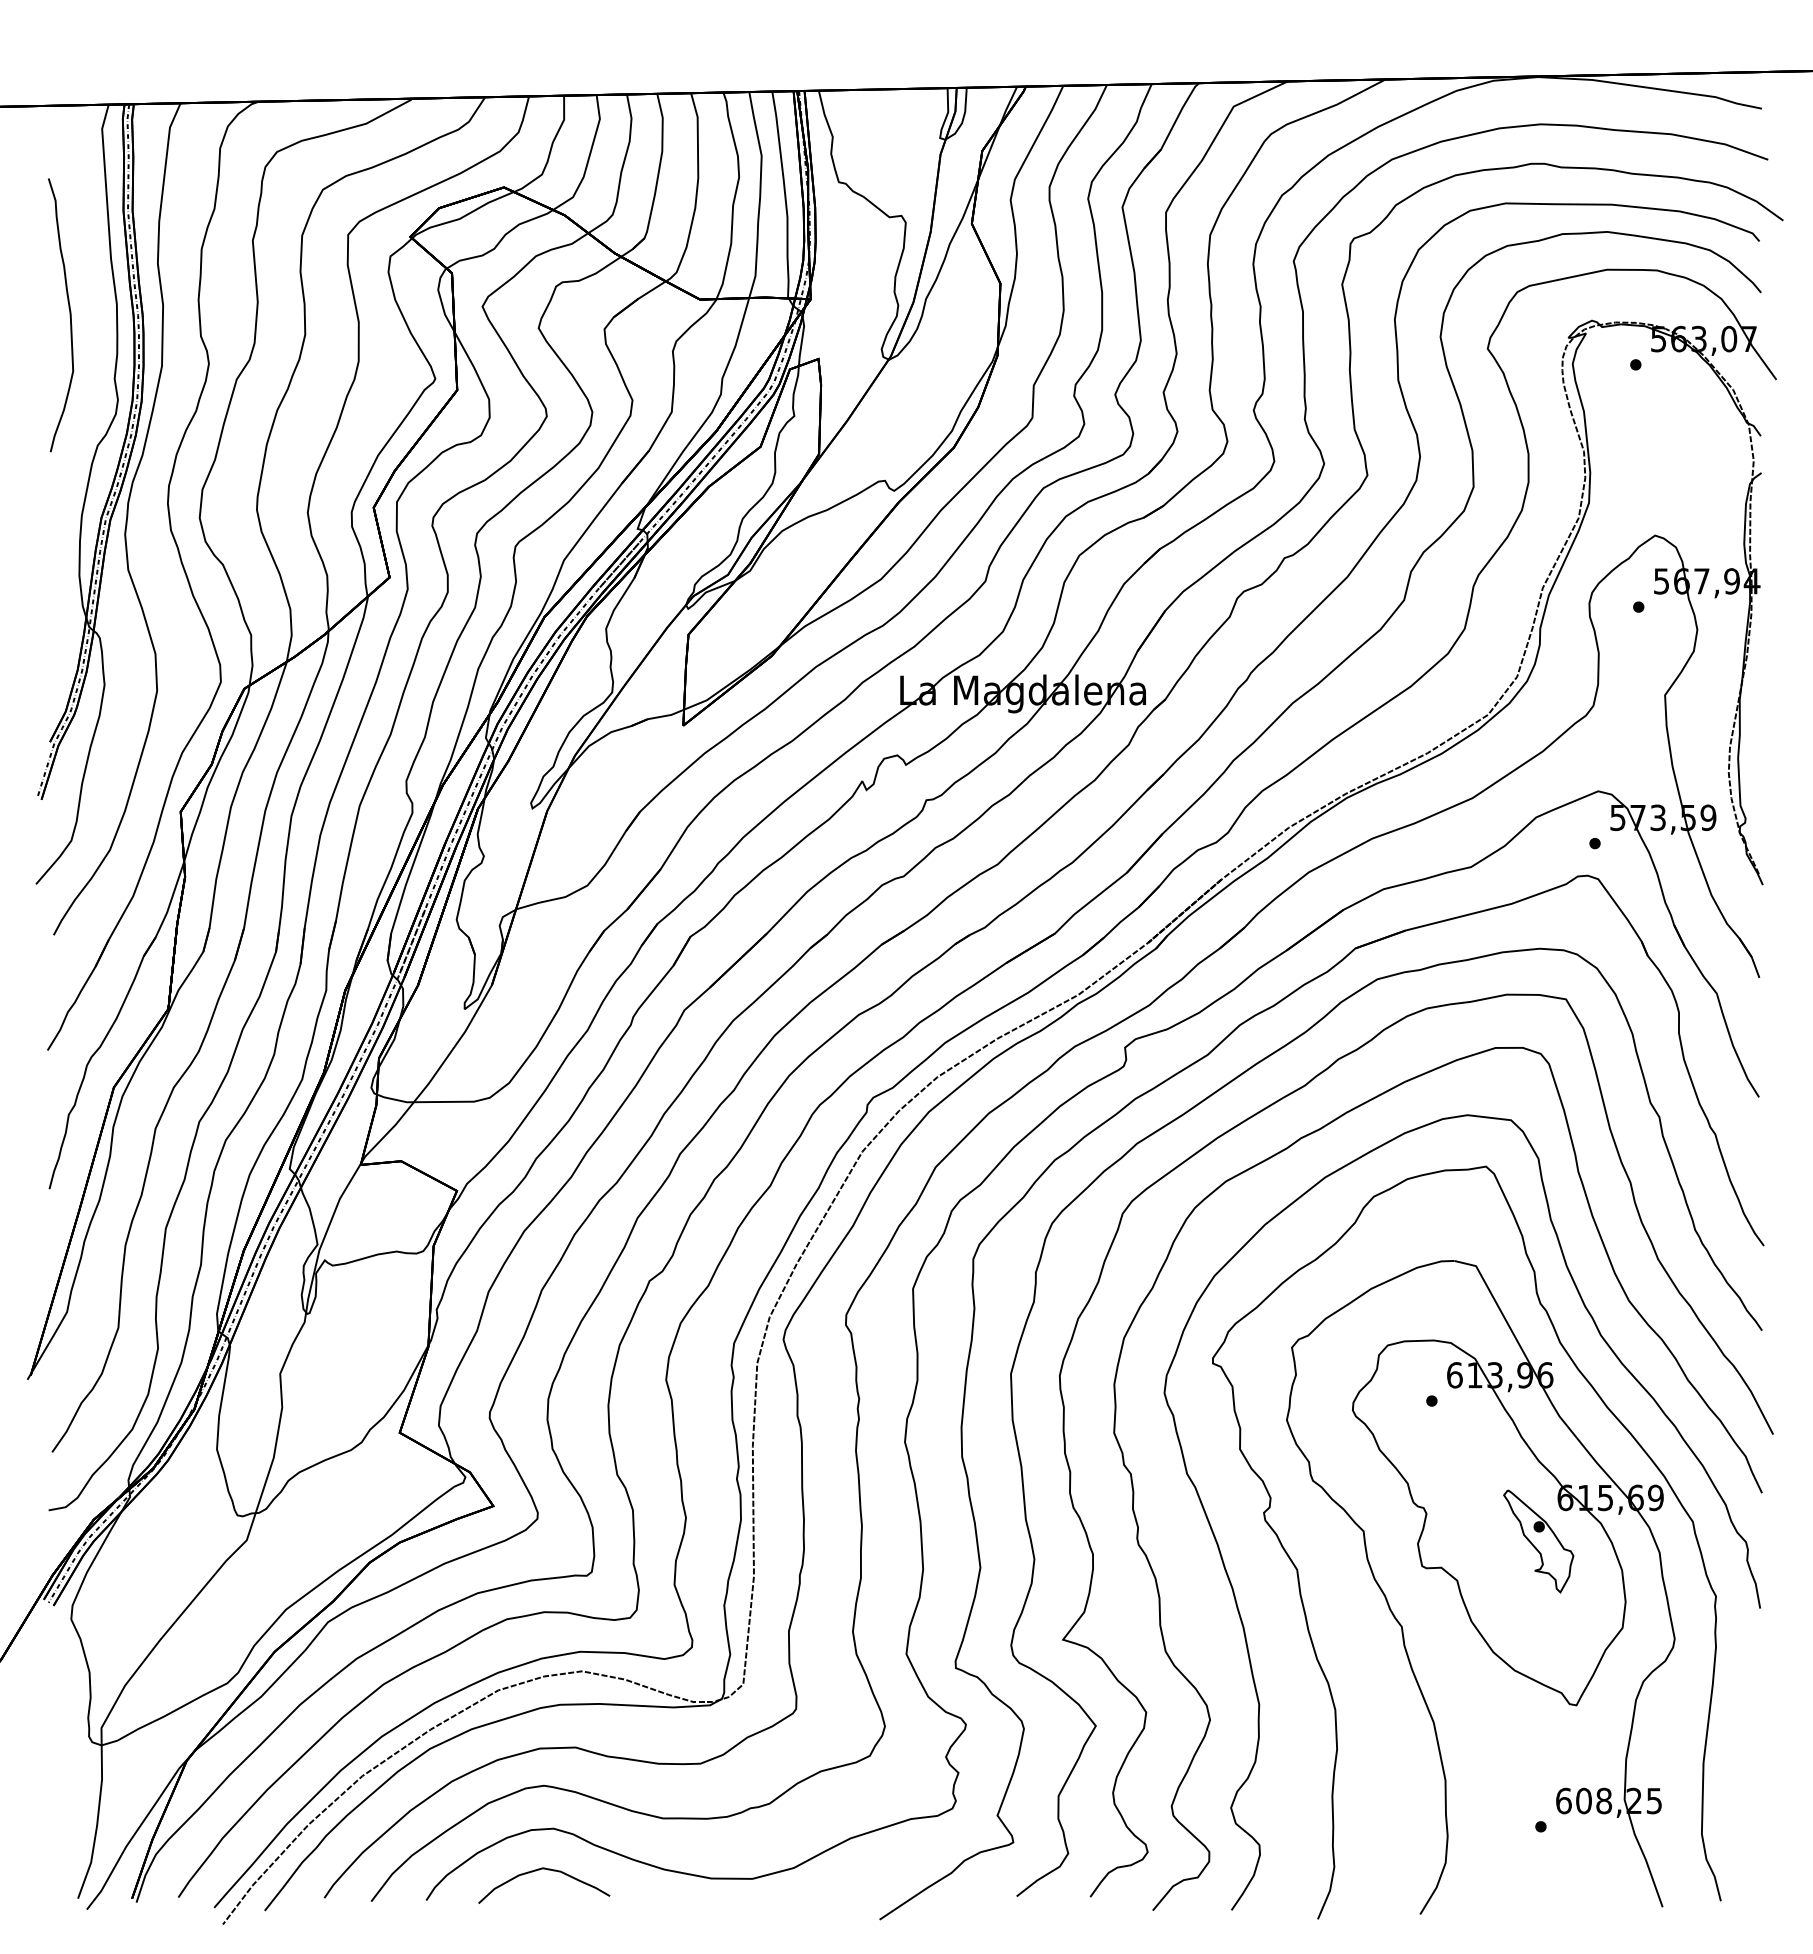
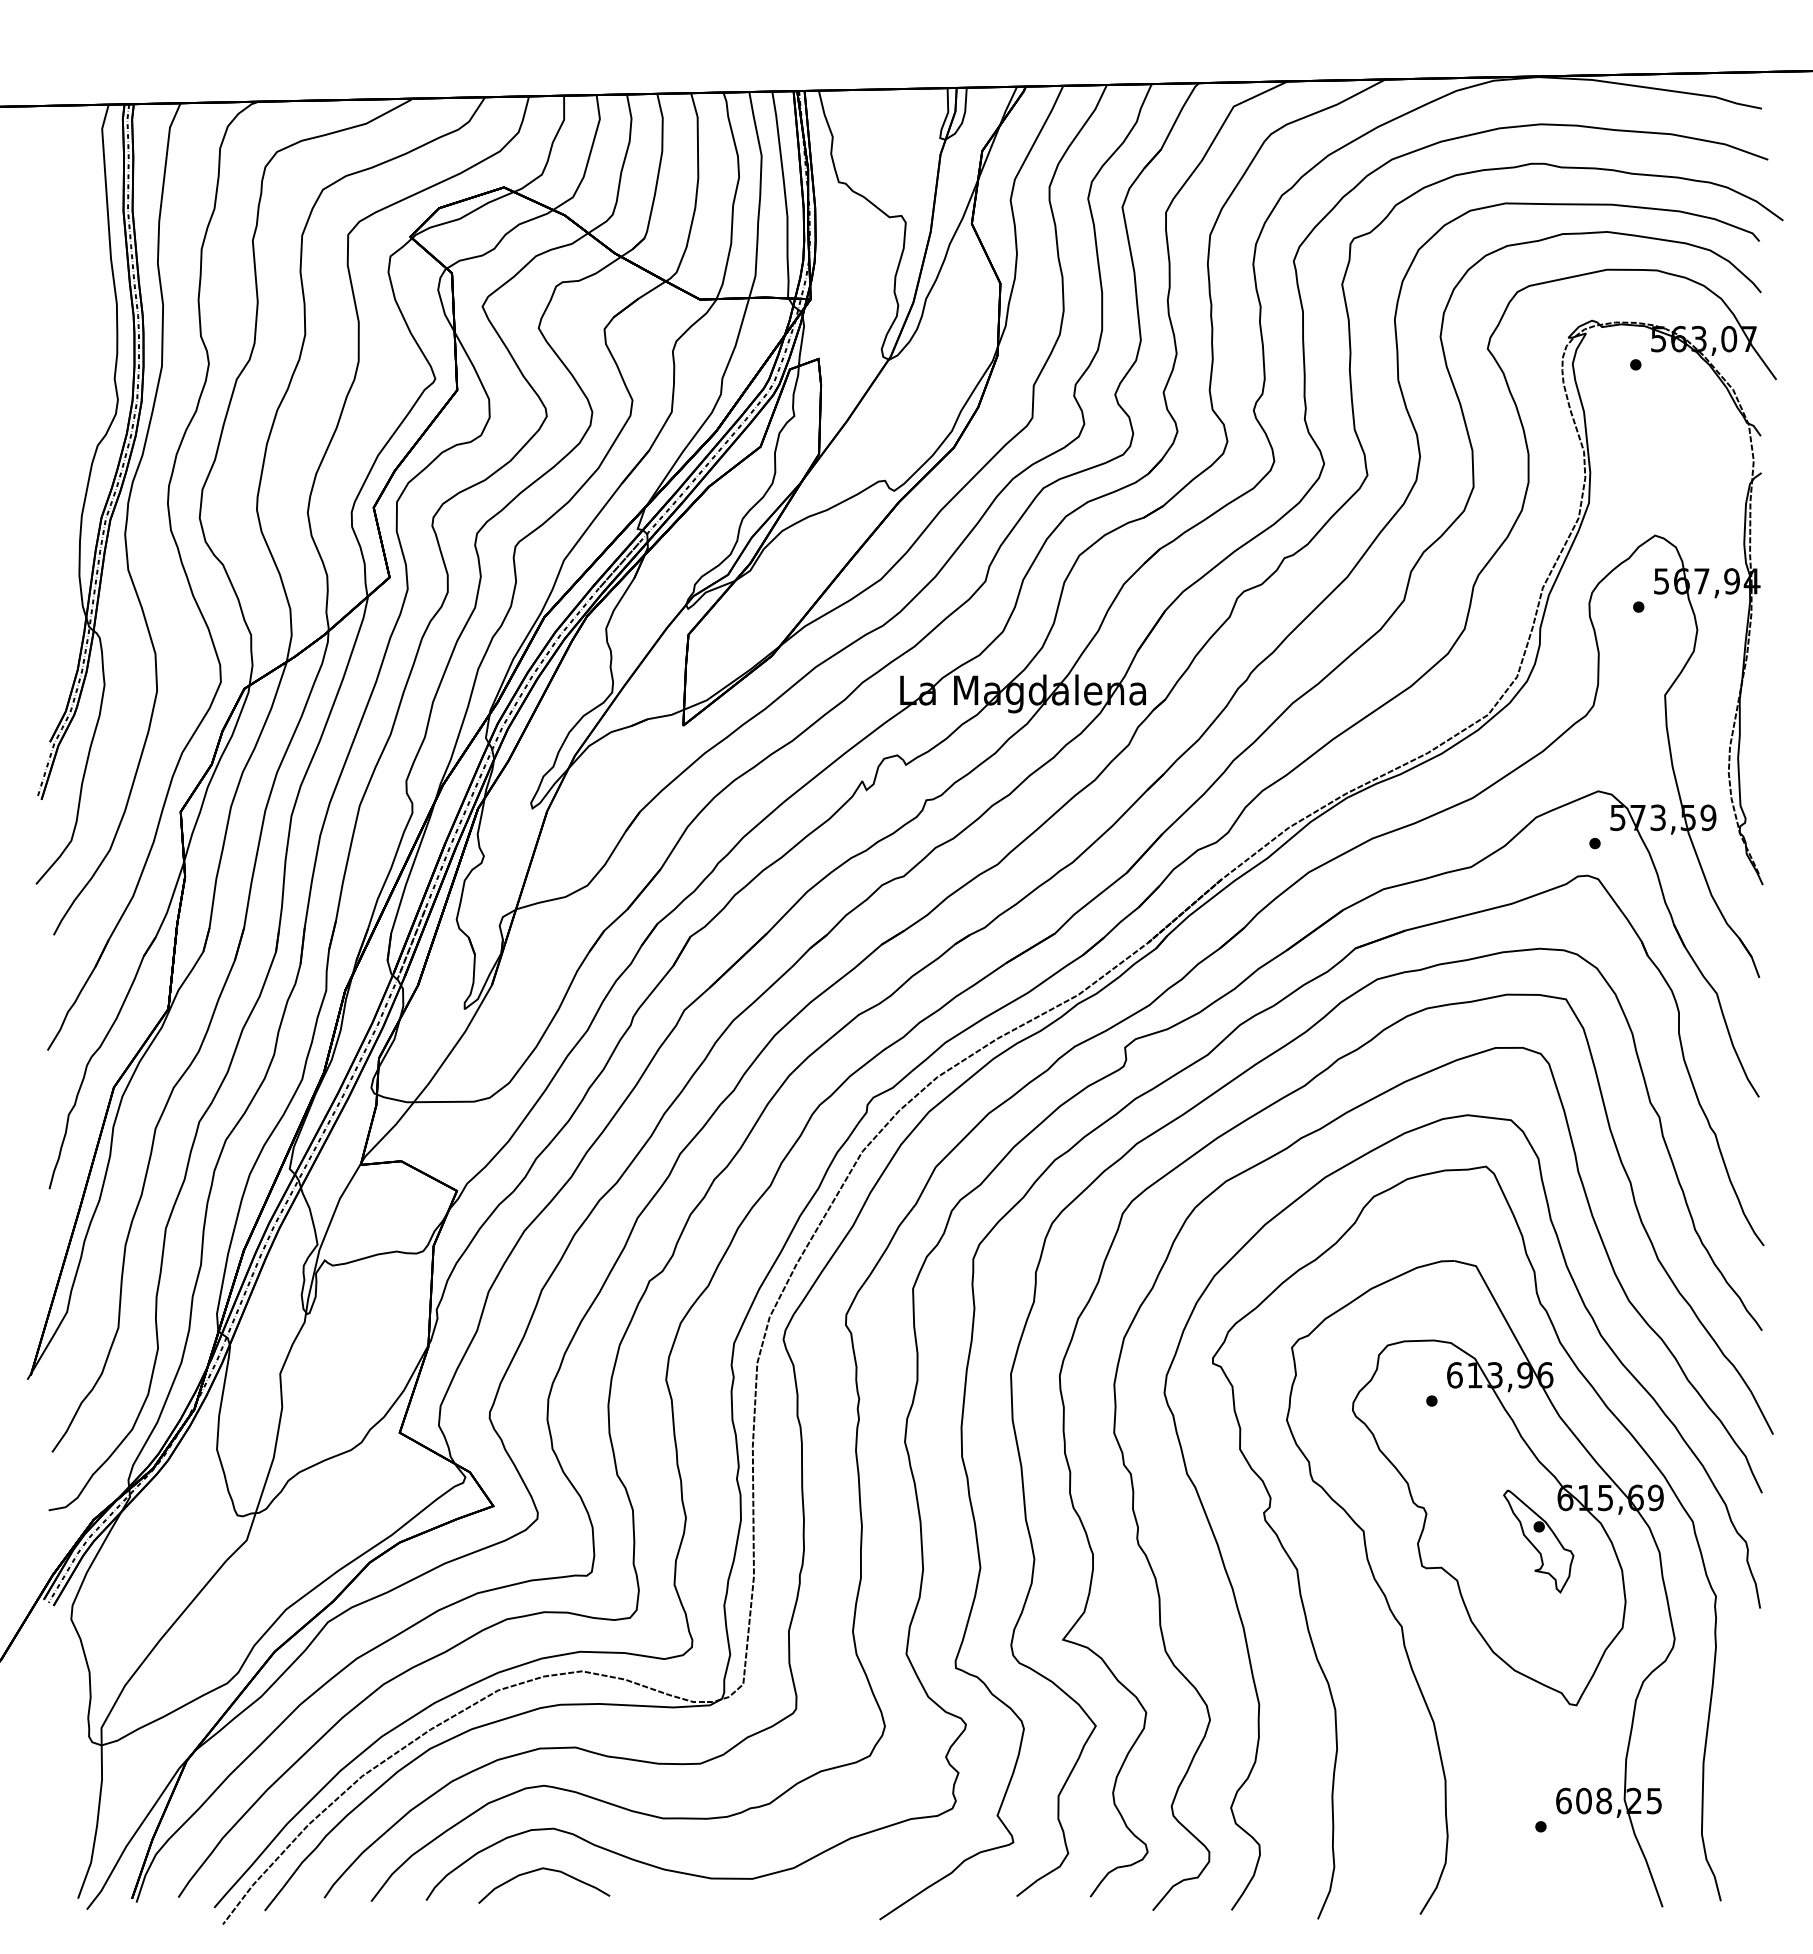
curve: present -> none (69, 315)
